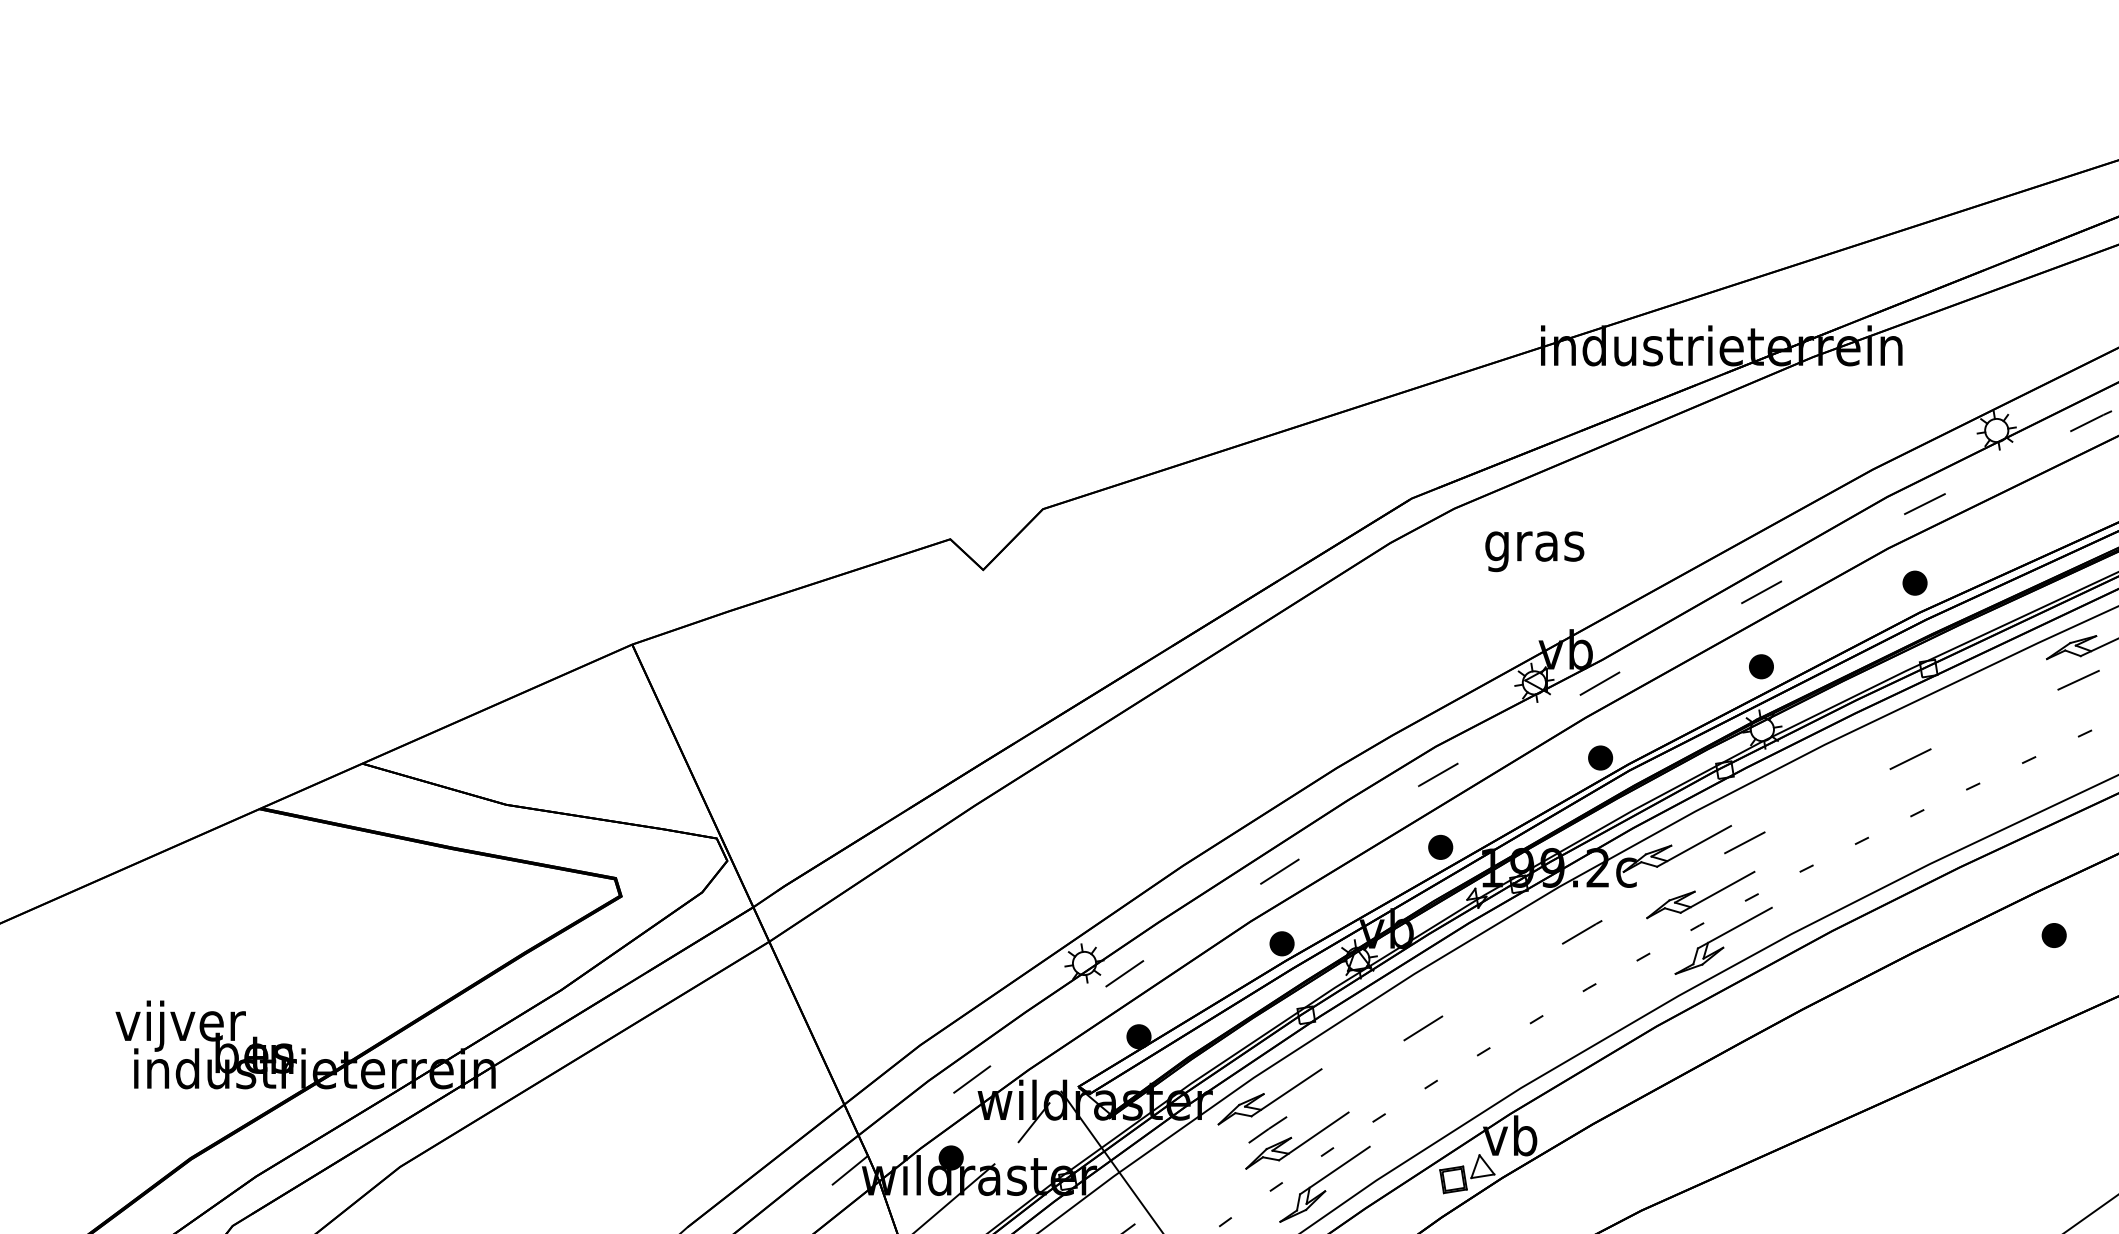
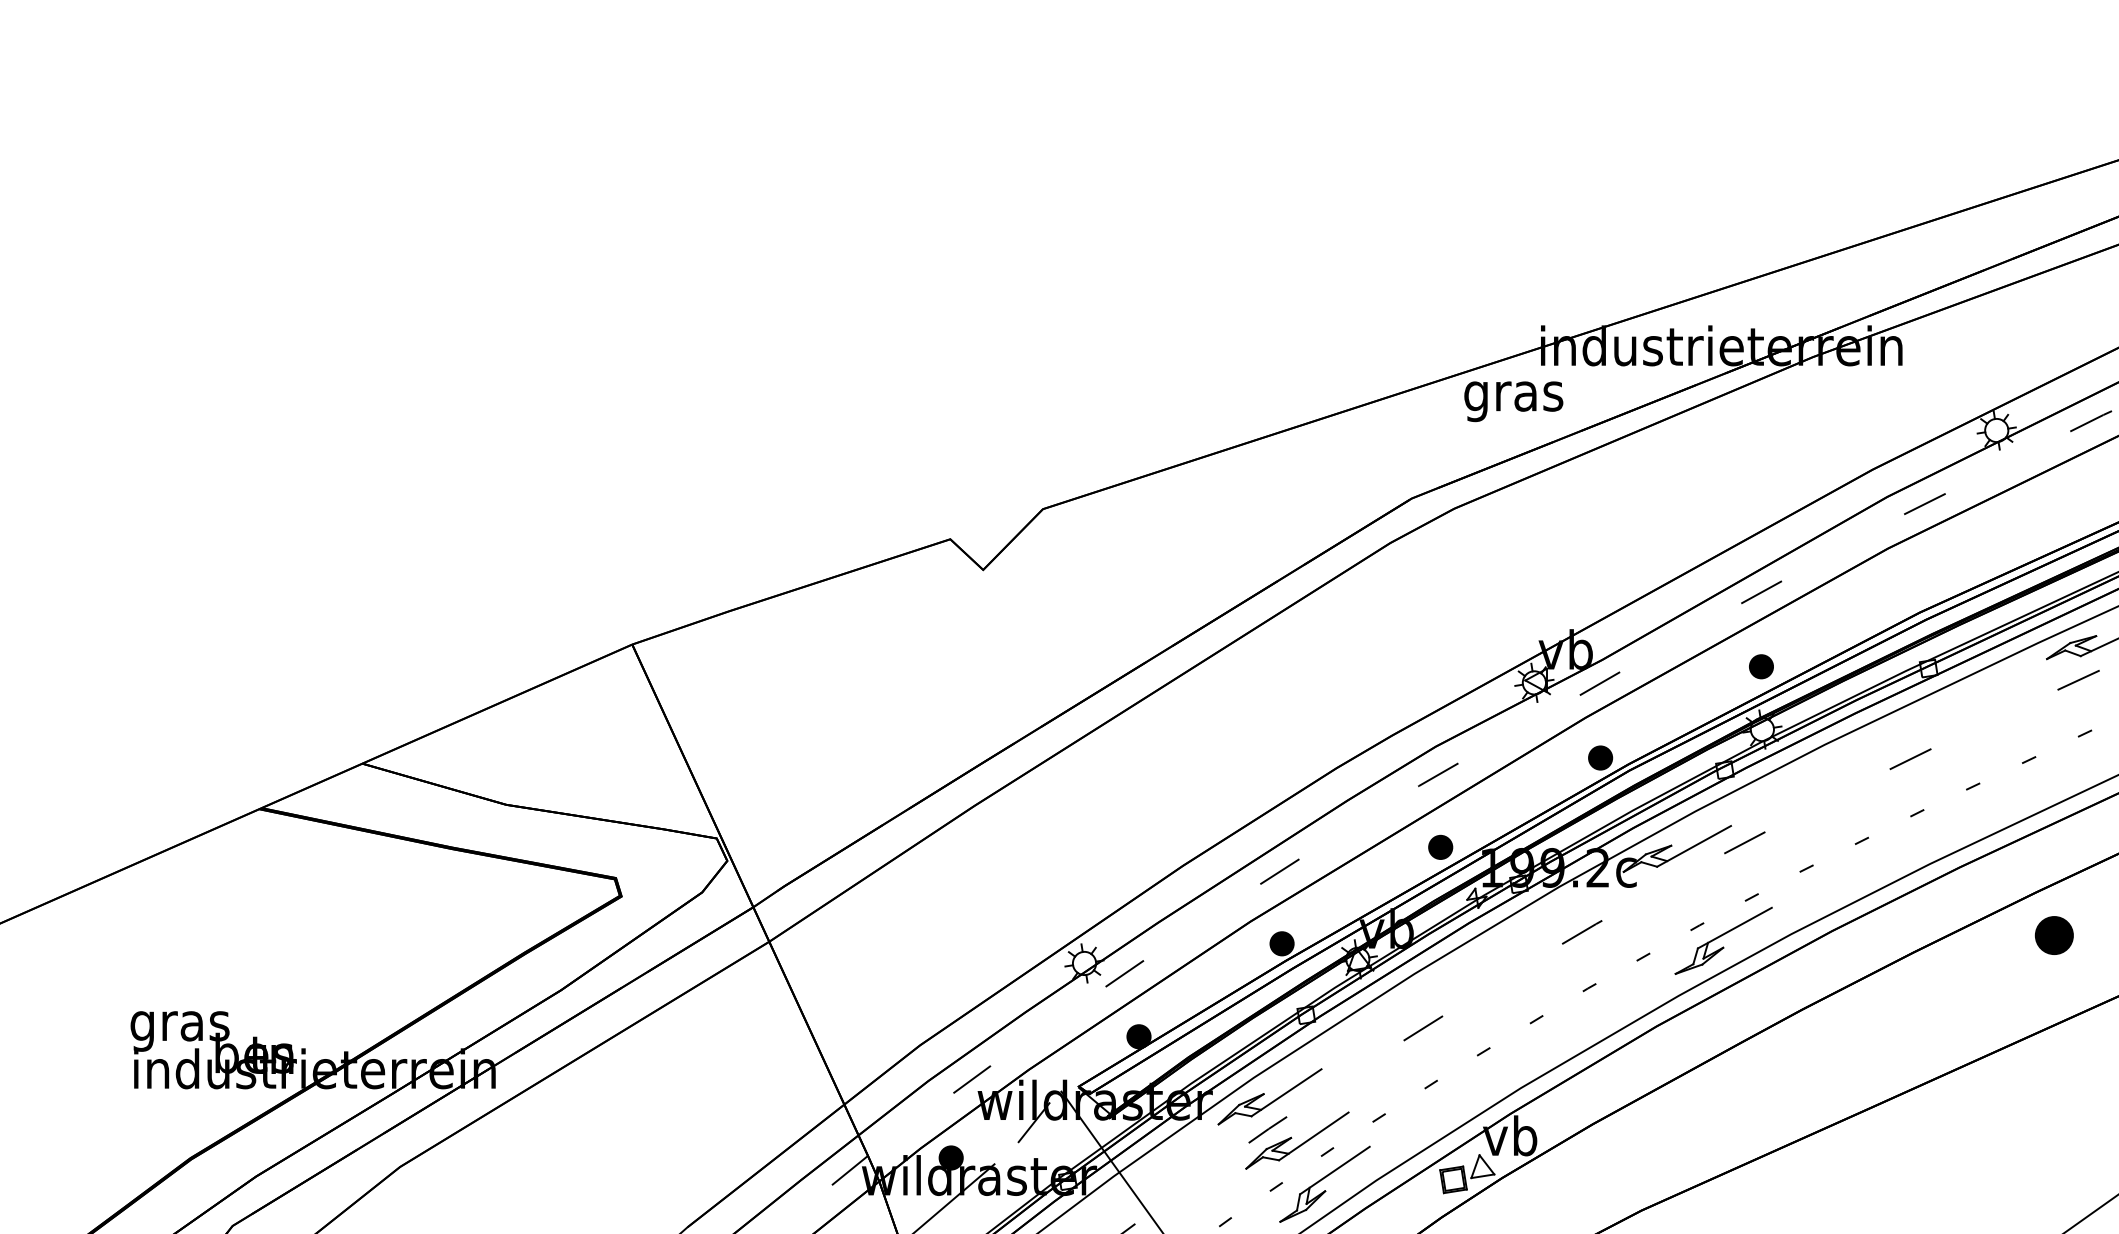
text position: (1534, 551) -> (1513, 401) (1513, 401)
part: present -> none (1914, 582)
part: present -> none (1700, 894)
part size: 26x25 px -> 40x39 px (2053, 935)
text: vijver -> gras (180, 1025)
